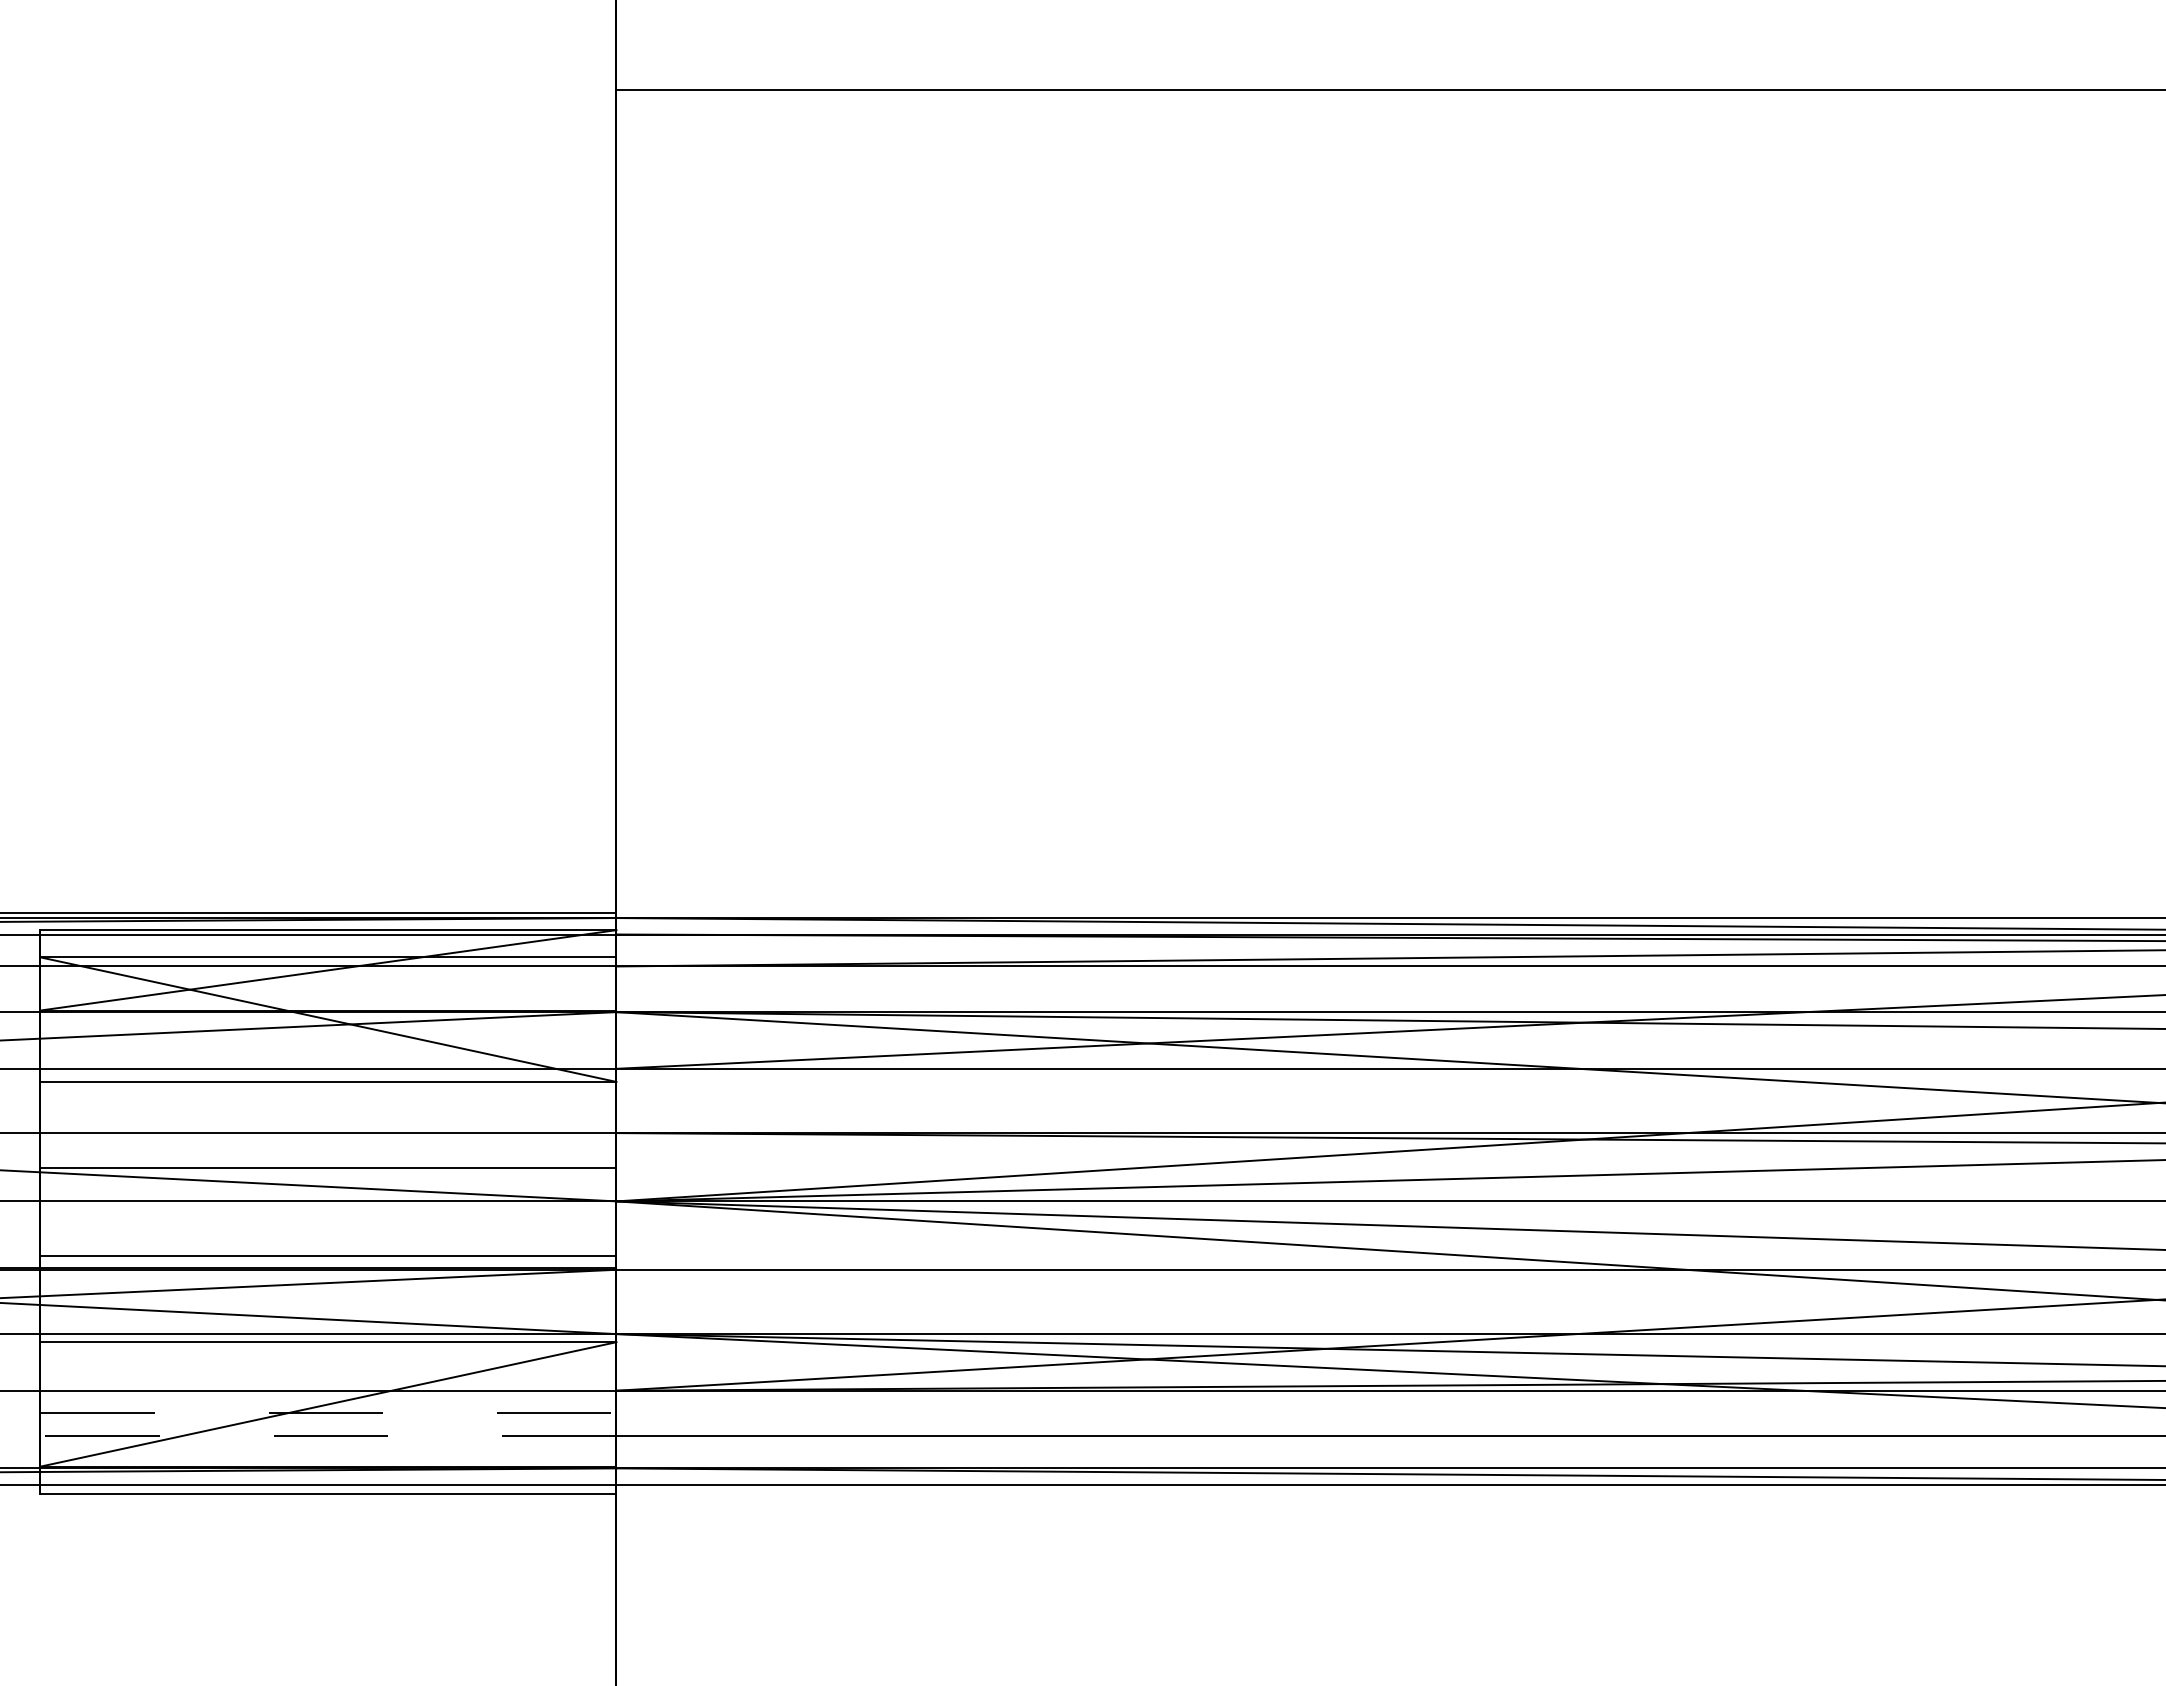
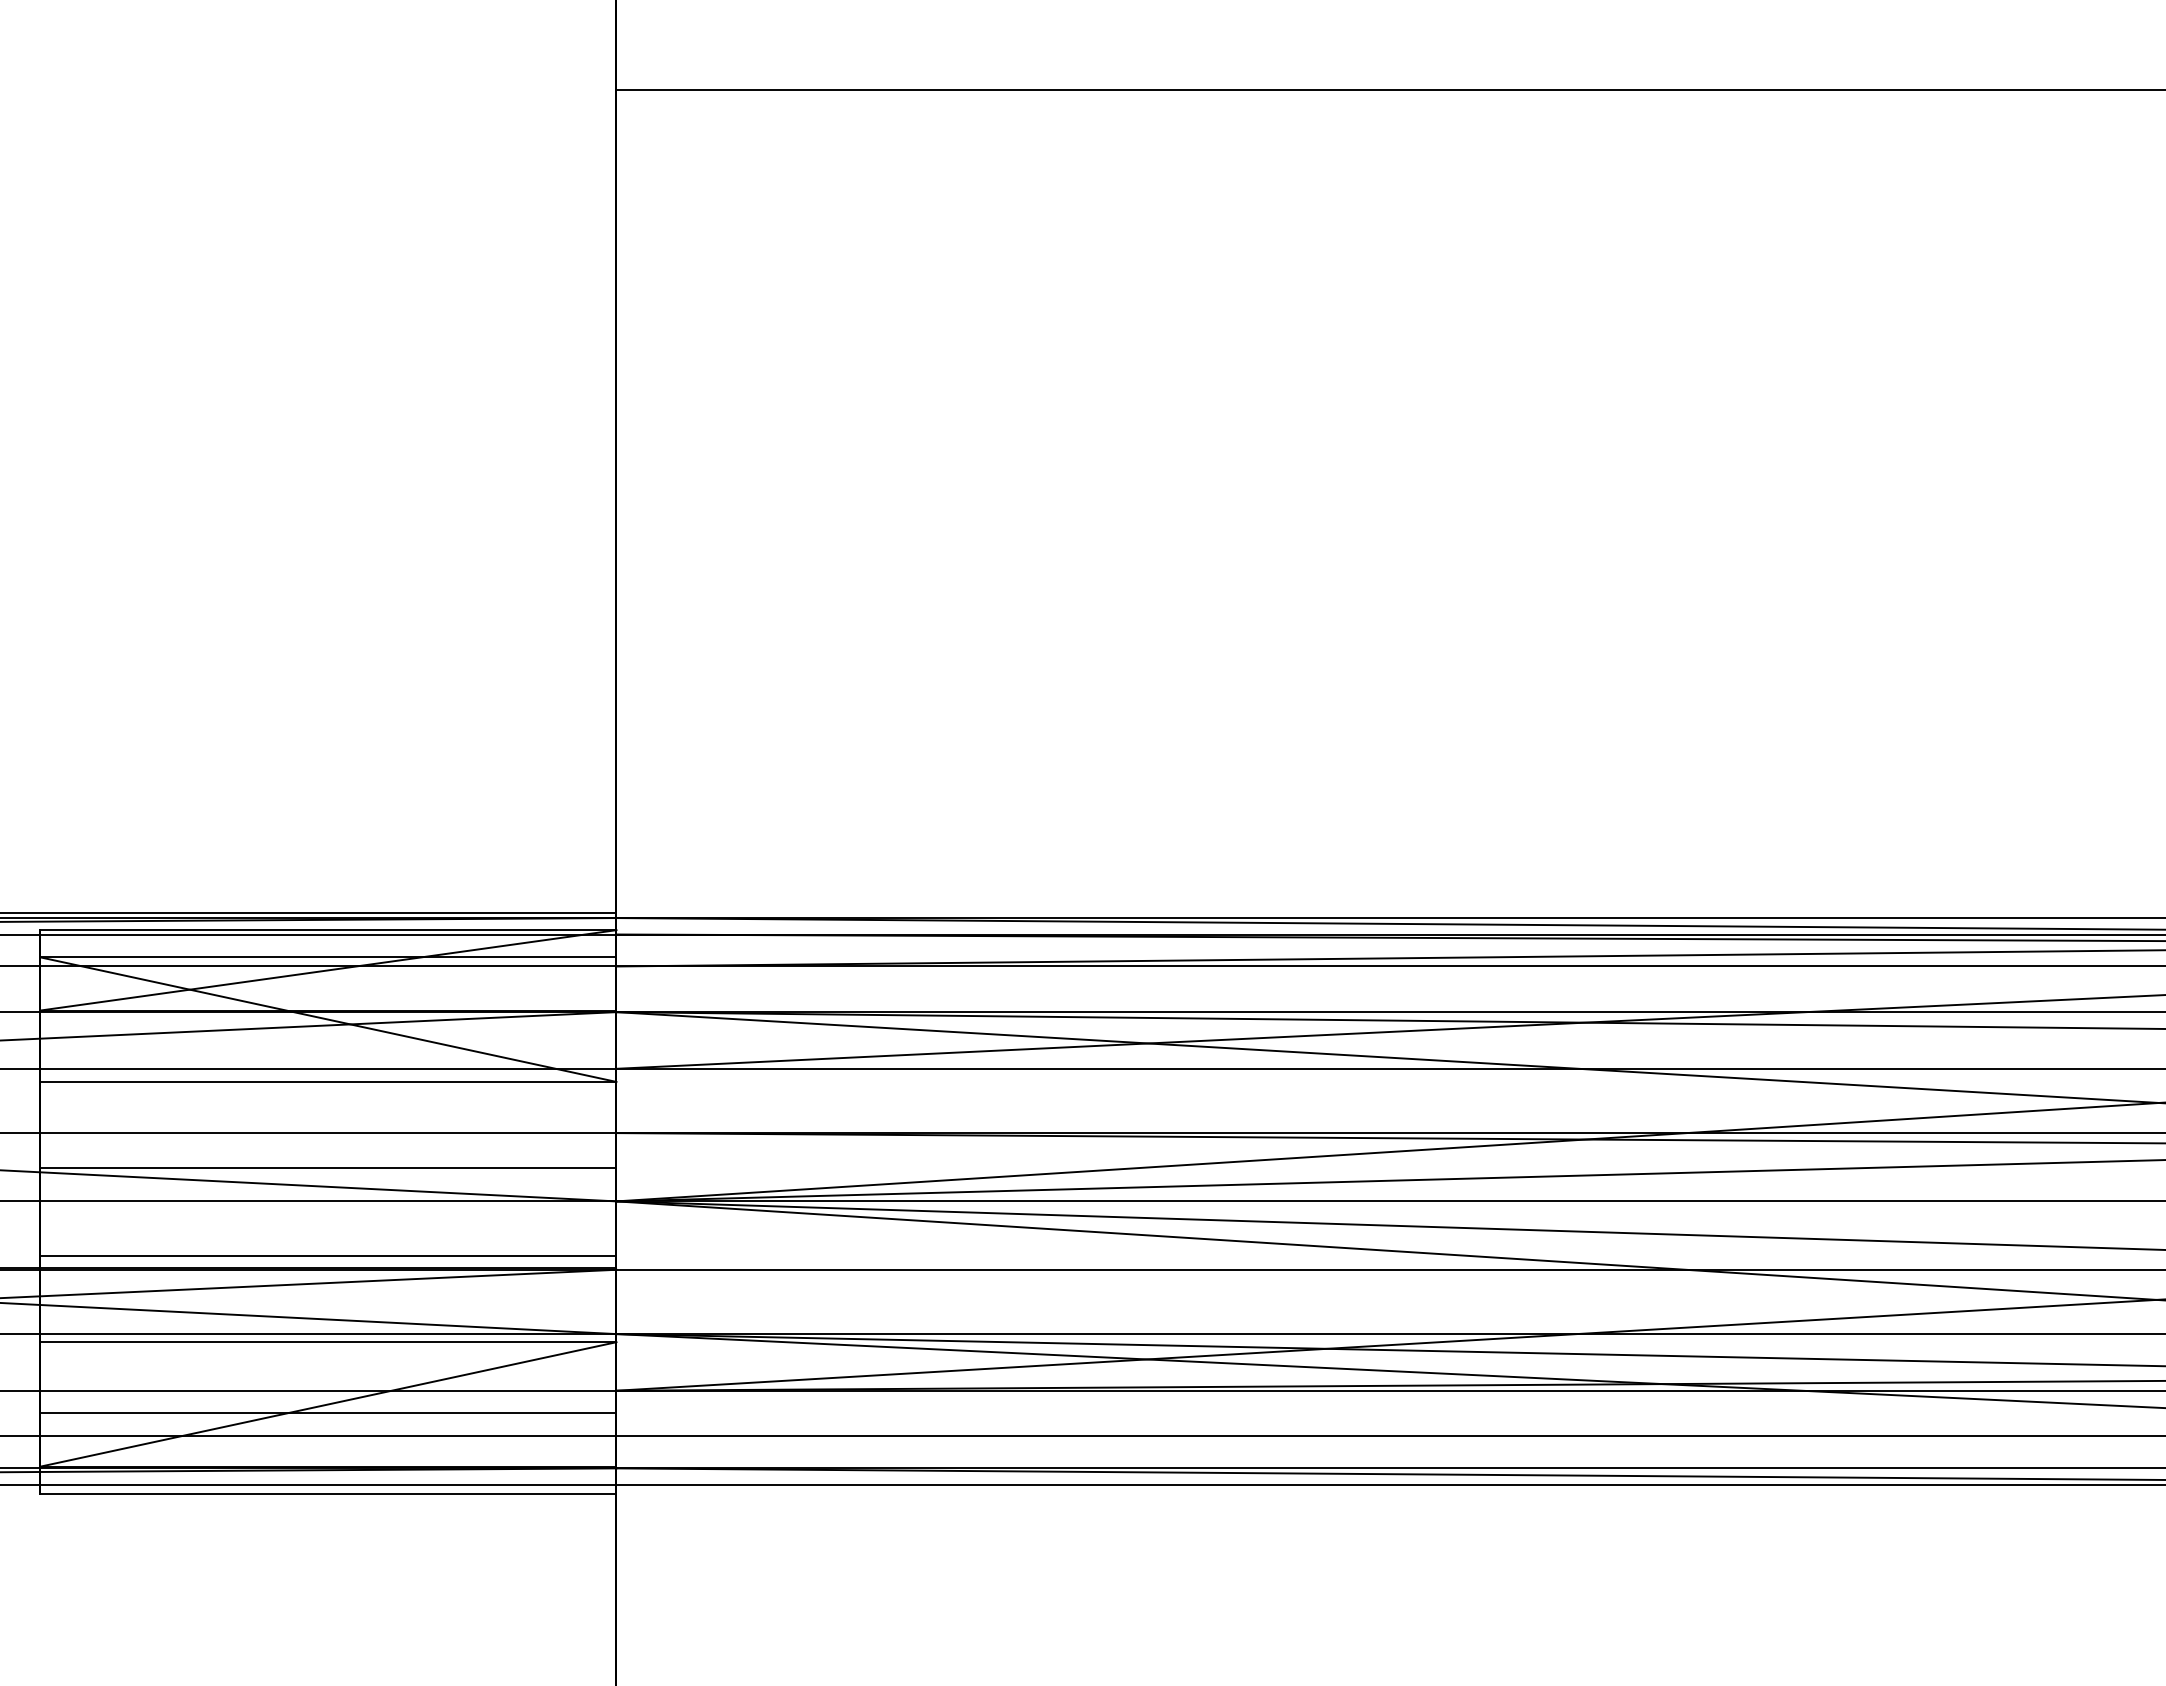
line: dashed -> solid (328, 1413)
line: dashed -> solid (308, 1436)
